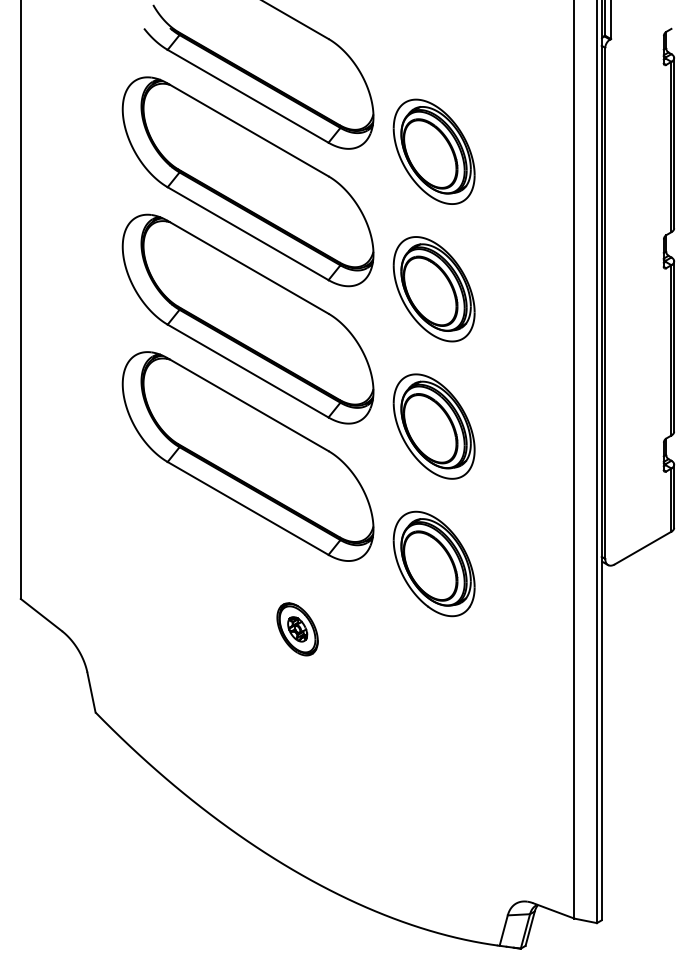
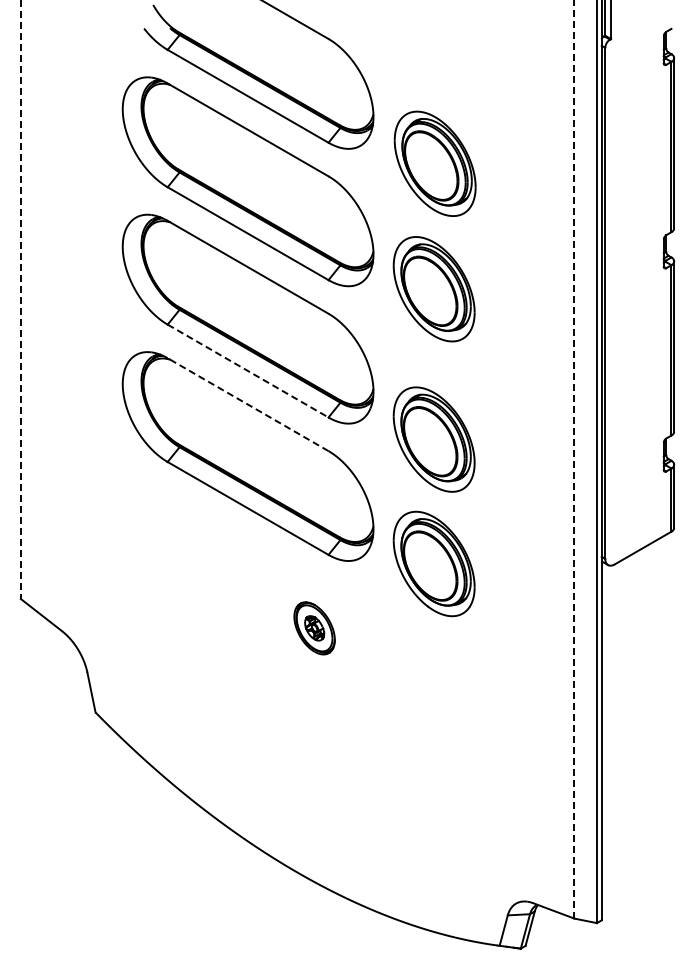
part position: (433, 151) -> (434, 163) (434, 163)
line: solid -> dashed (20, 300)
line: solid -> dashed (248, 371)
line: solid -> dashed (248, 404)
part position: (433, 426) -> (433, 439) (433, 439)
line: solid -> dashed (574, 459)
part position: (297, 629) -> (314, 628) (314, 628)
